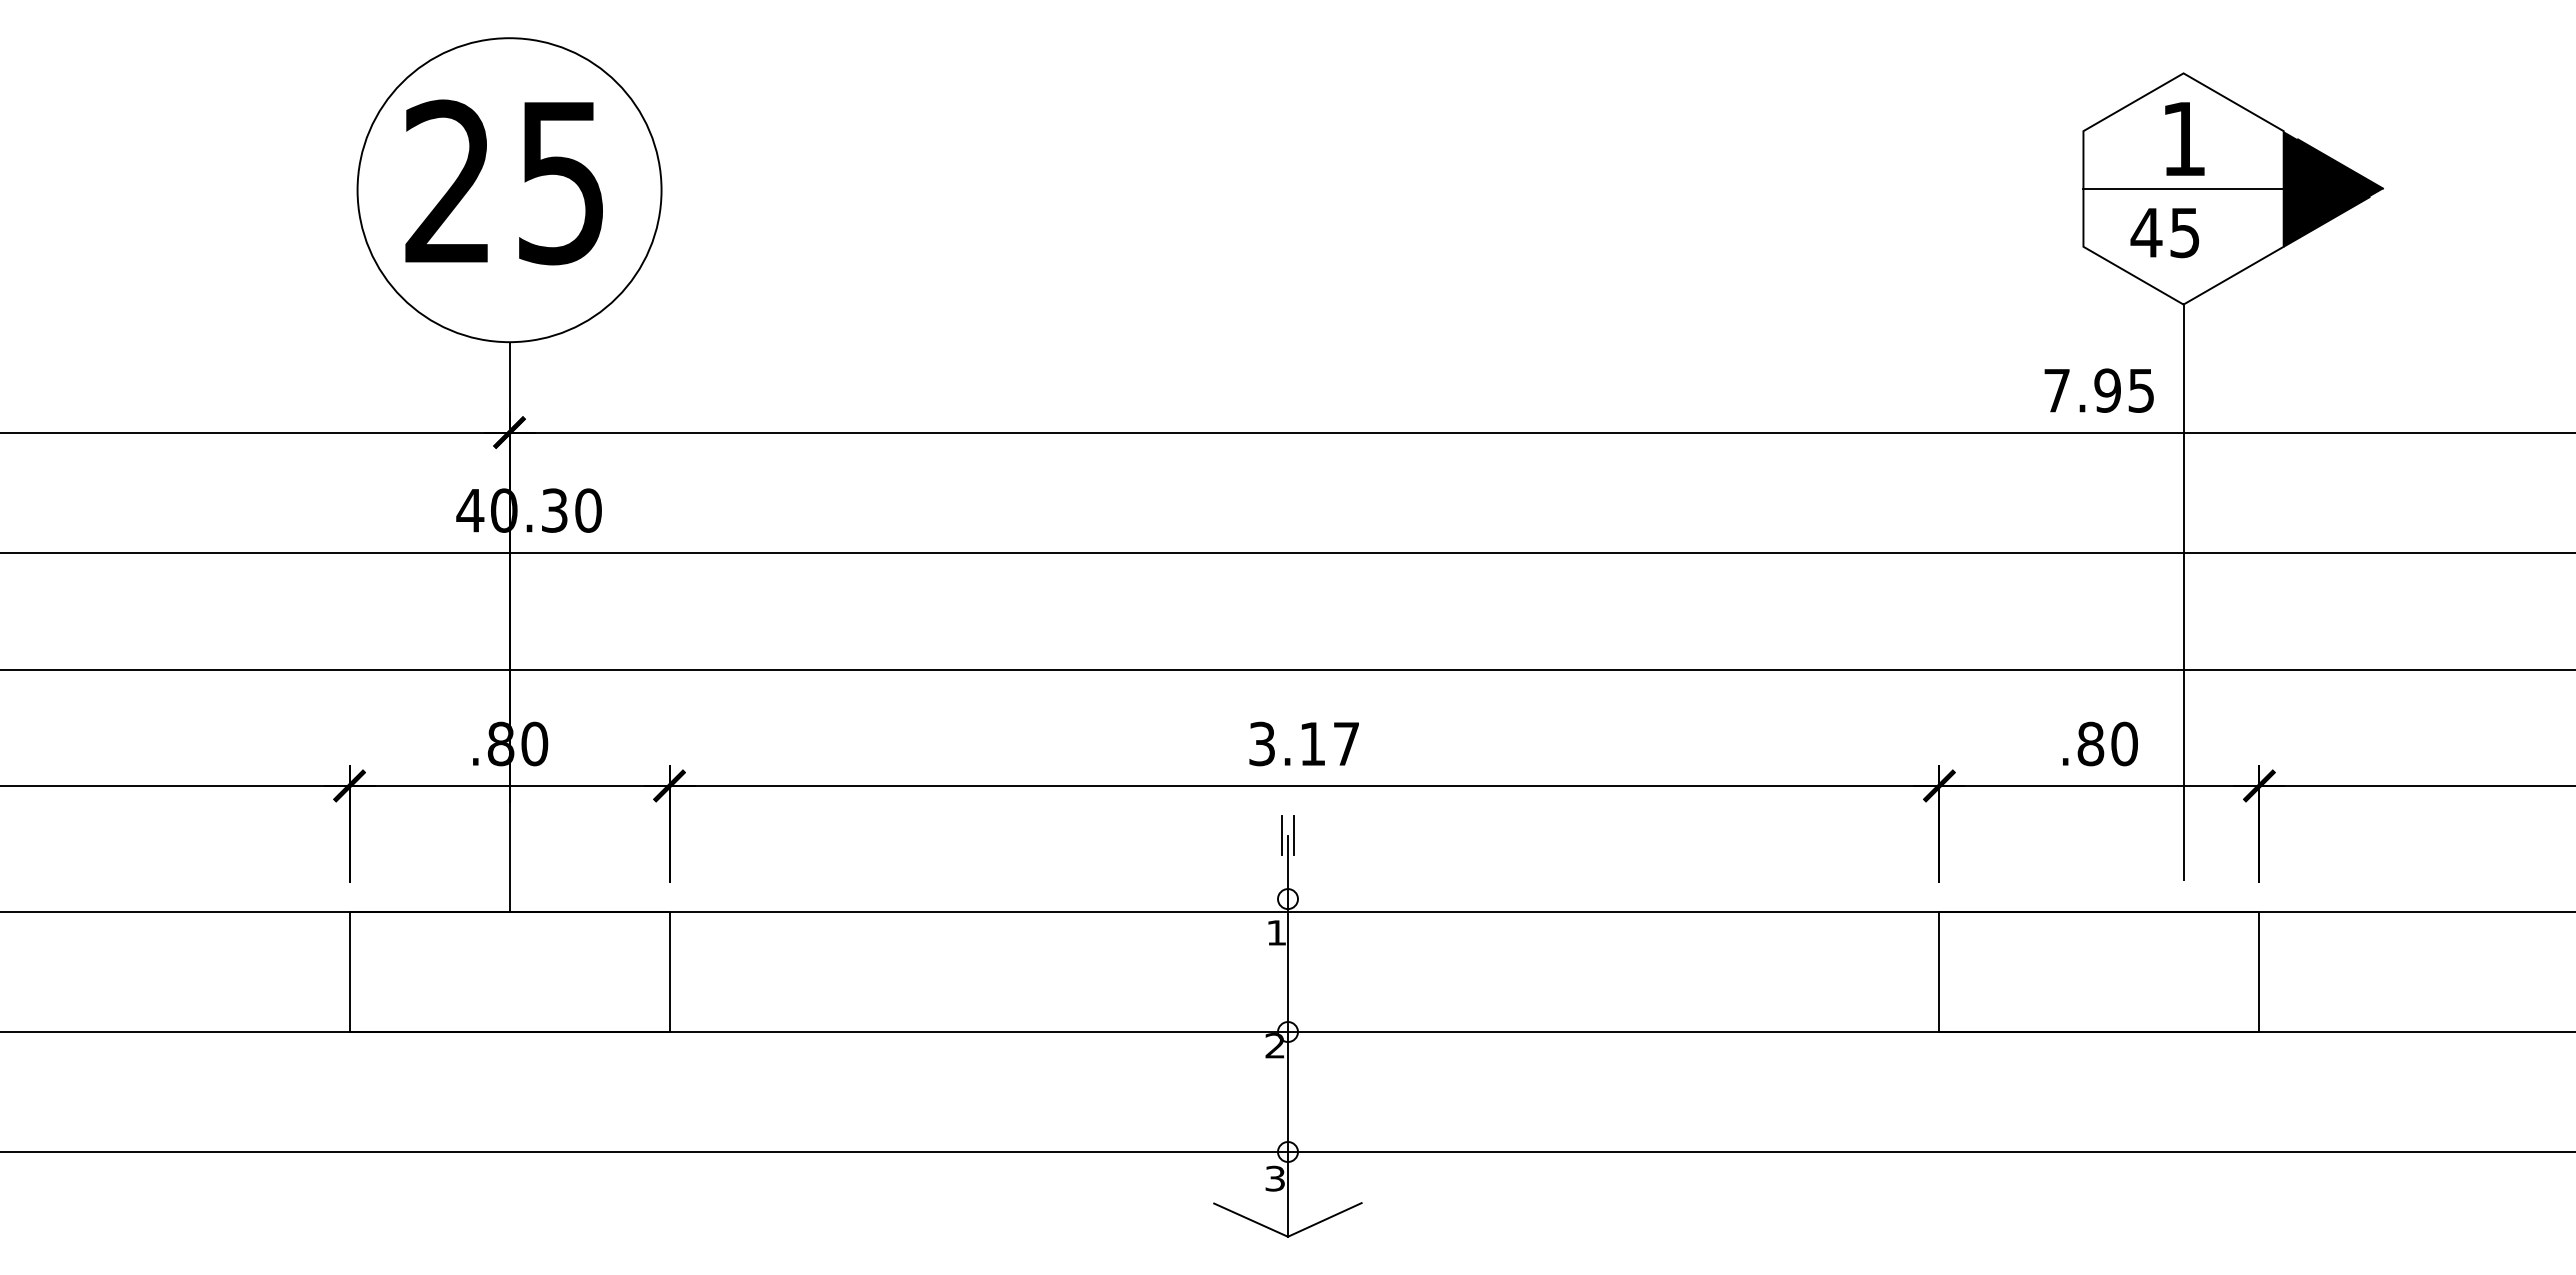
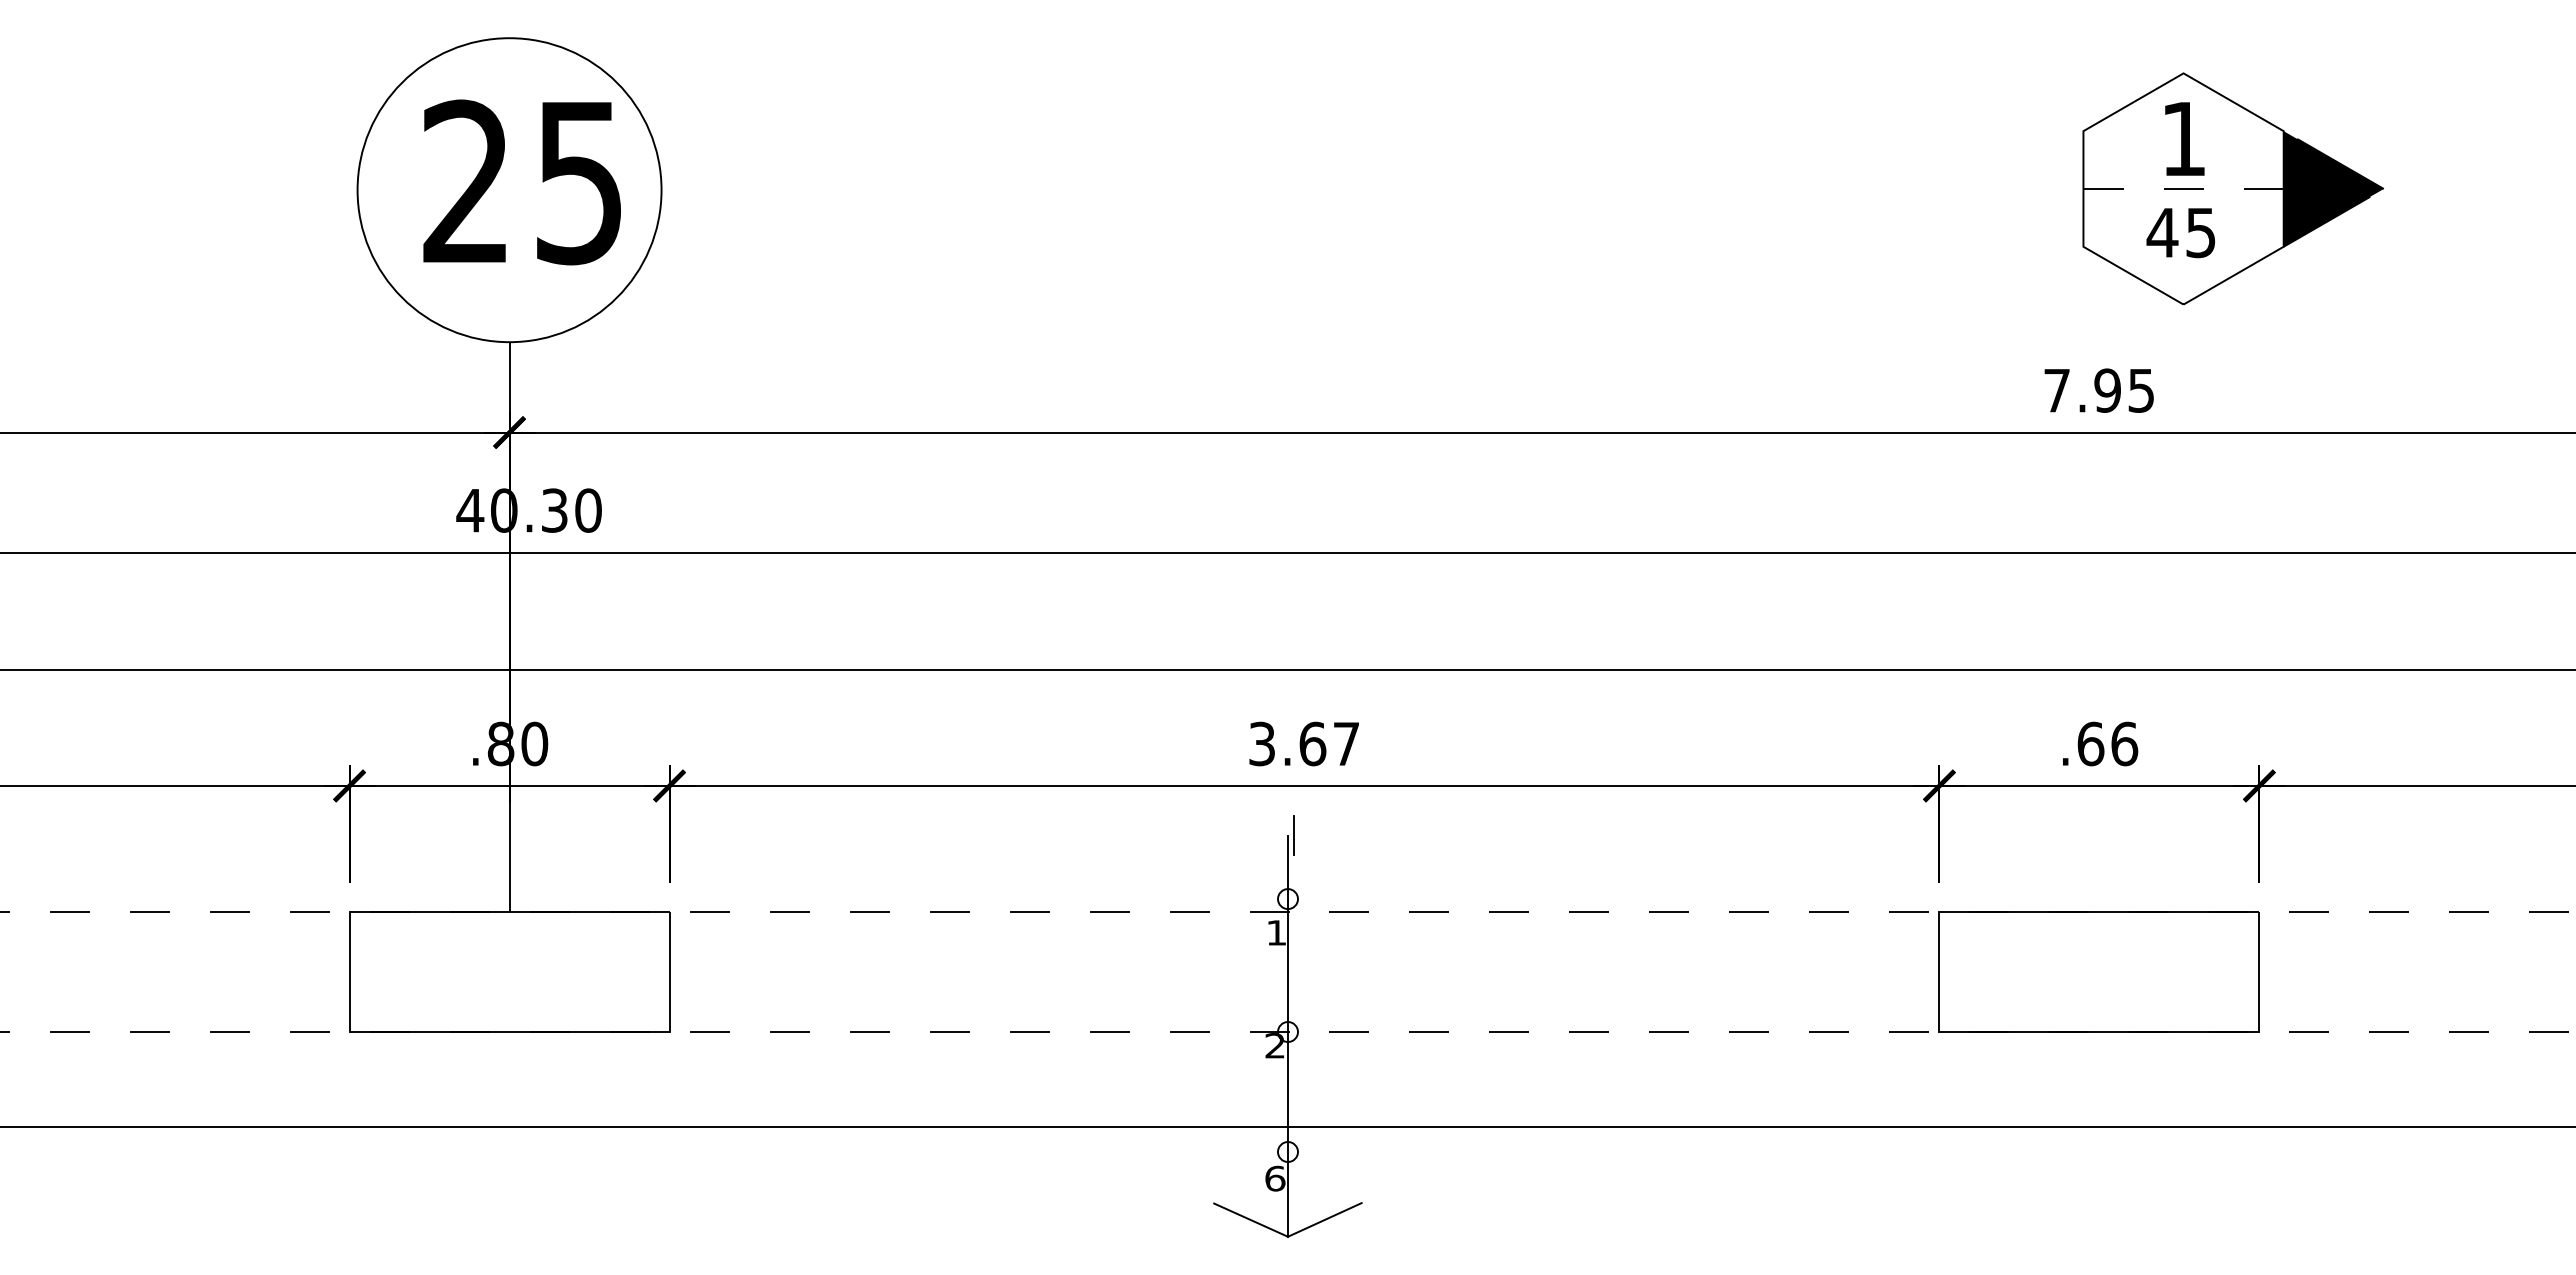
text position: (503, 182) -> (521, 182) (521, 182)
line: solid -> dashed (2183, 188)
text position: (2164, 233) -> (2180, 233) (2180, 233)
line: present -> none (2183, 592)
text: 3.17 -> 3.67 (1312, 743)
text: .80 -> .66 (2107, 743)
line: present -> none (1282, 835)
line: solid -> dashed (1288, 912)
line: solid -> dashed (1288, 1032)
line position: (1287, 1152) -> (1287, 1127) (1287, 1127)
text: 3 -> 6 (1275, 1178)
